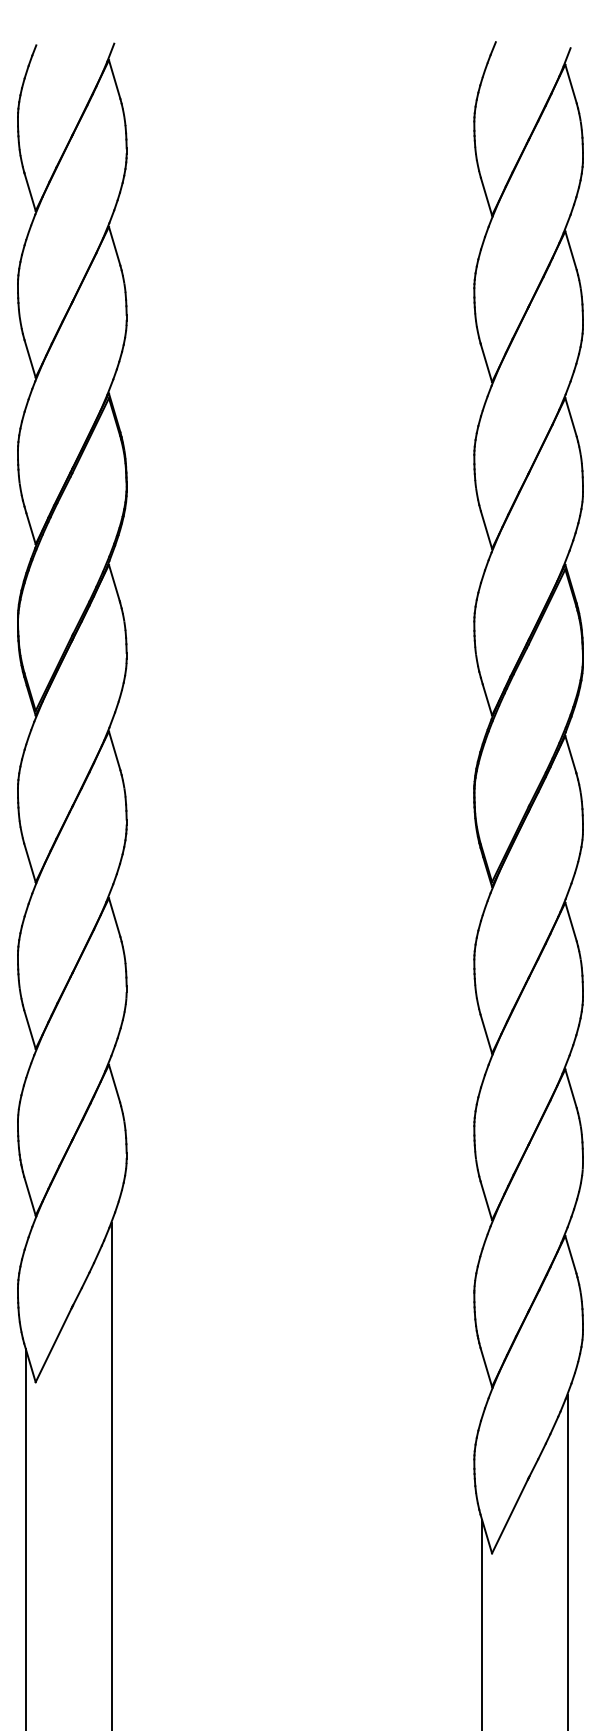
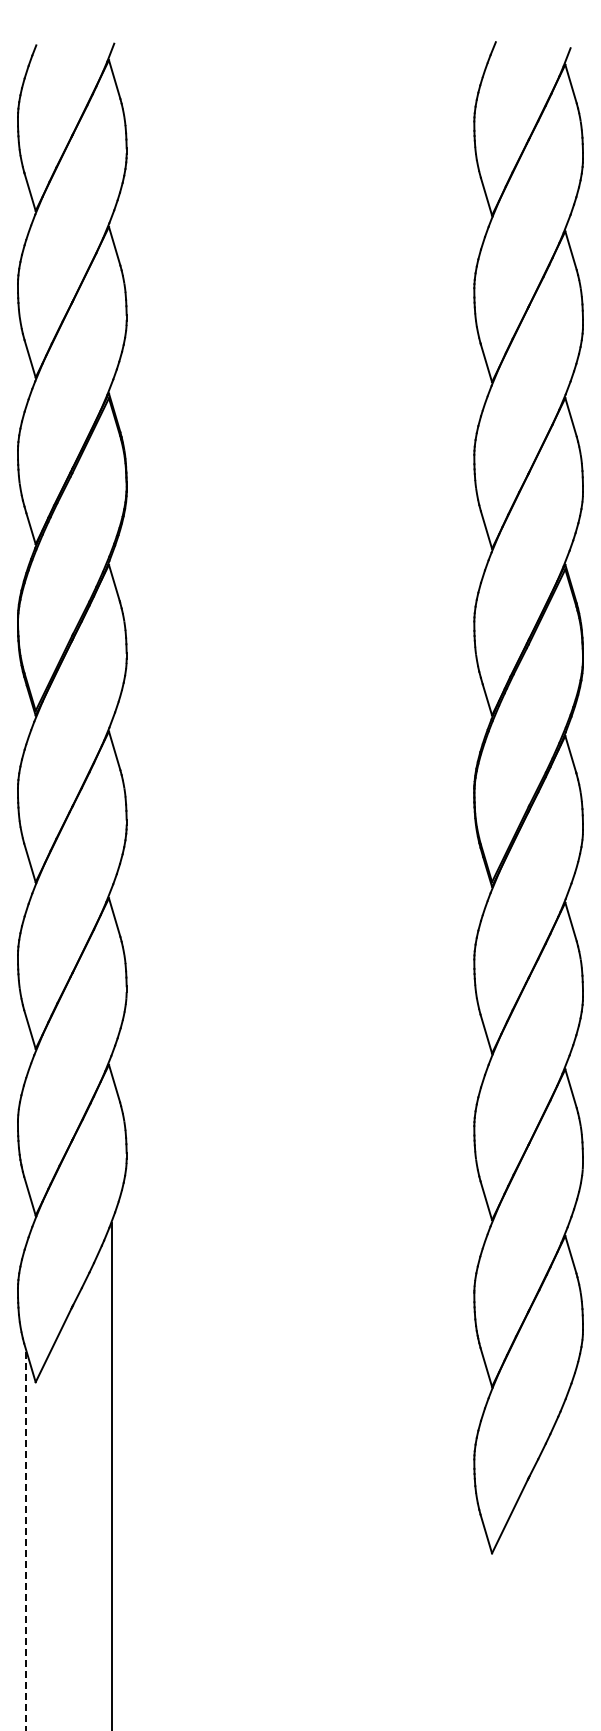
line: solid -> dashed (25, 1539)
line: present -> none (568, 1560)
line: present -> none (482, 1623)
